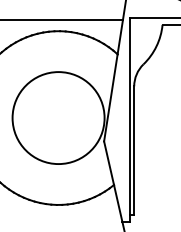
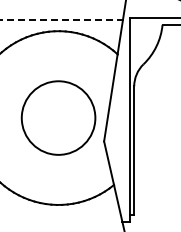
line: solid -> dashed (61, 20)
circle diameter: 92 px -> 74 px (58, 117)
